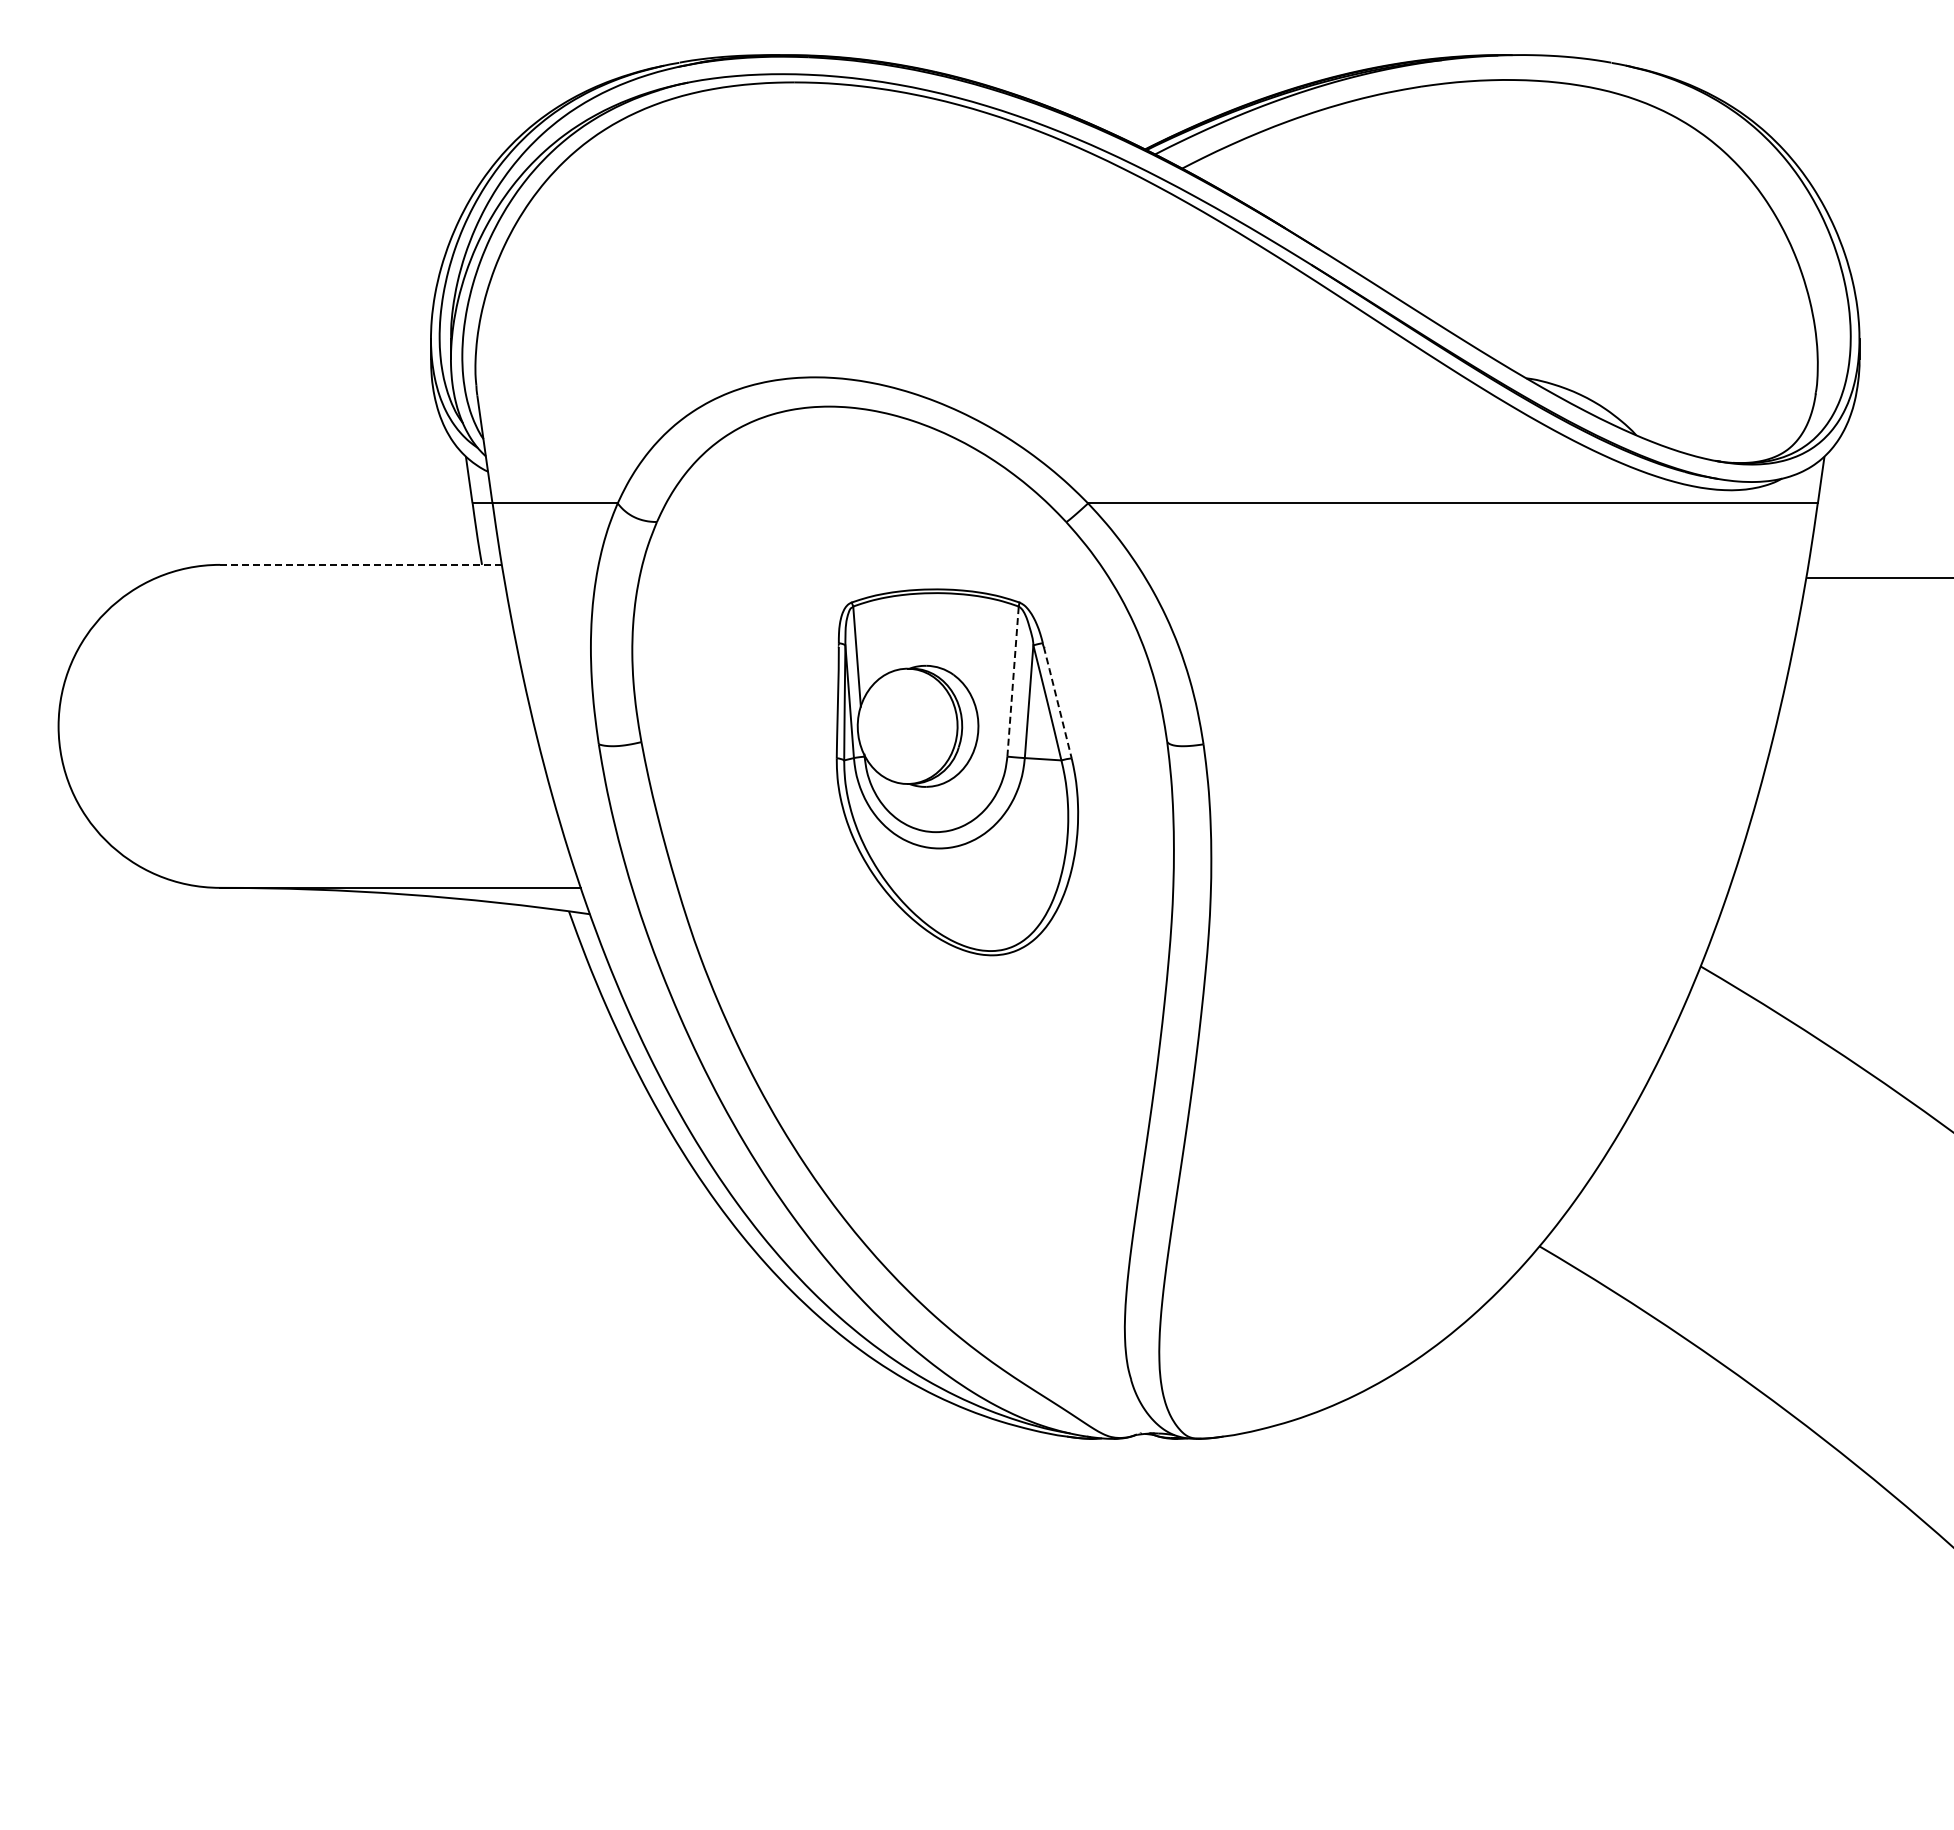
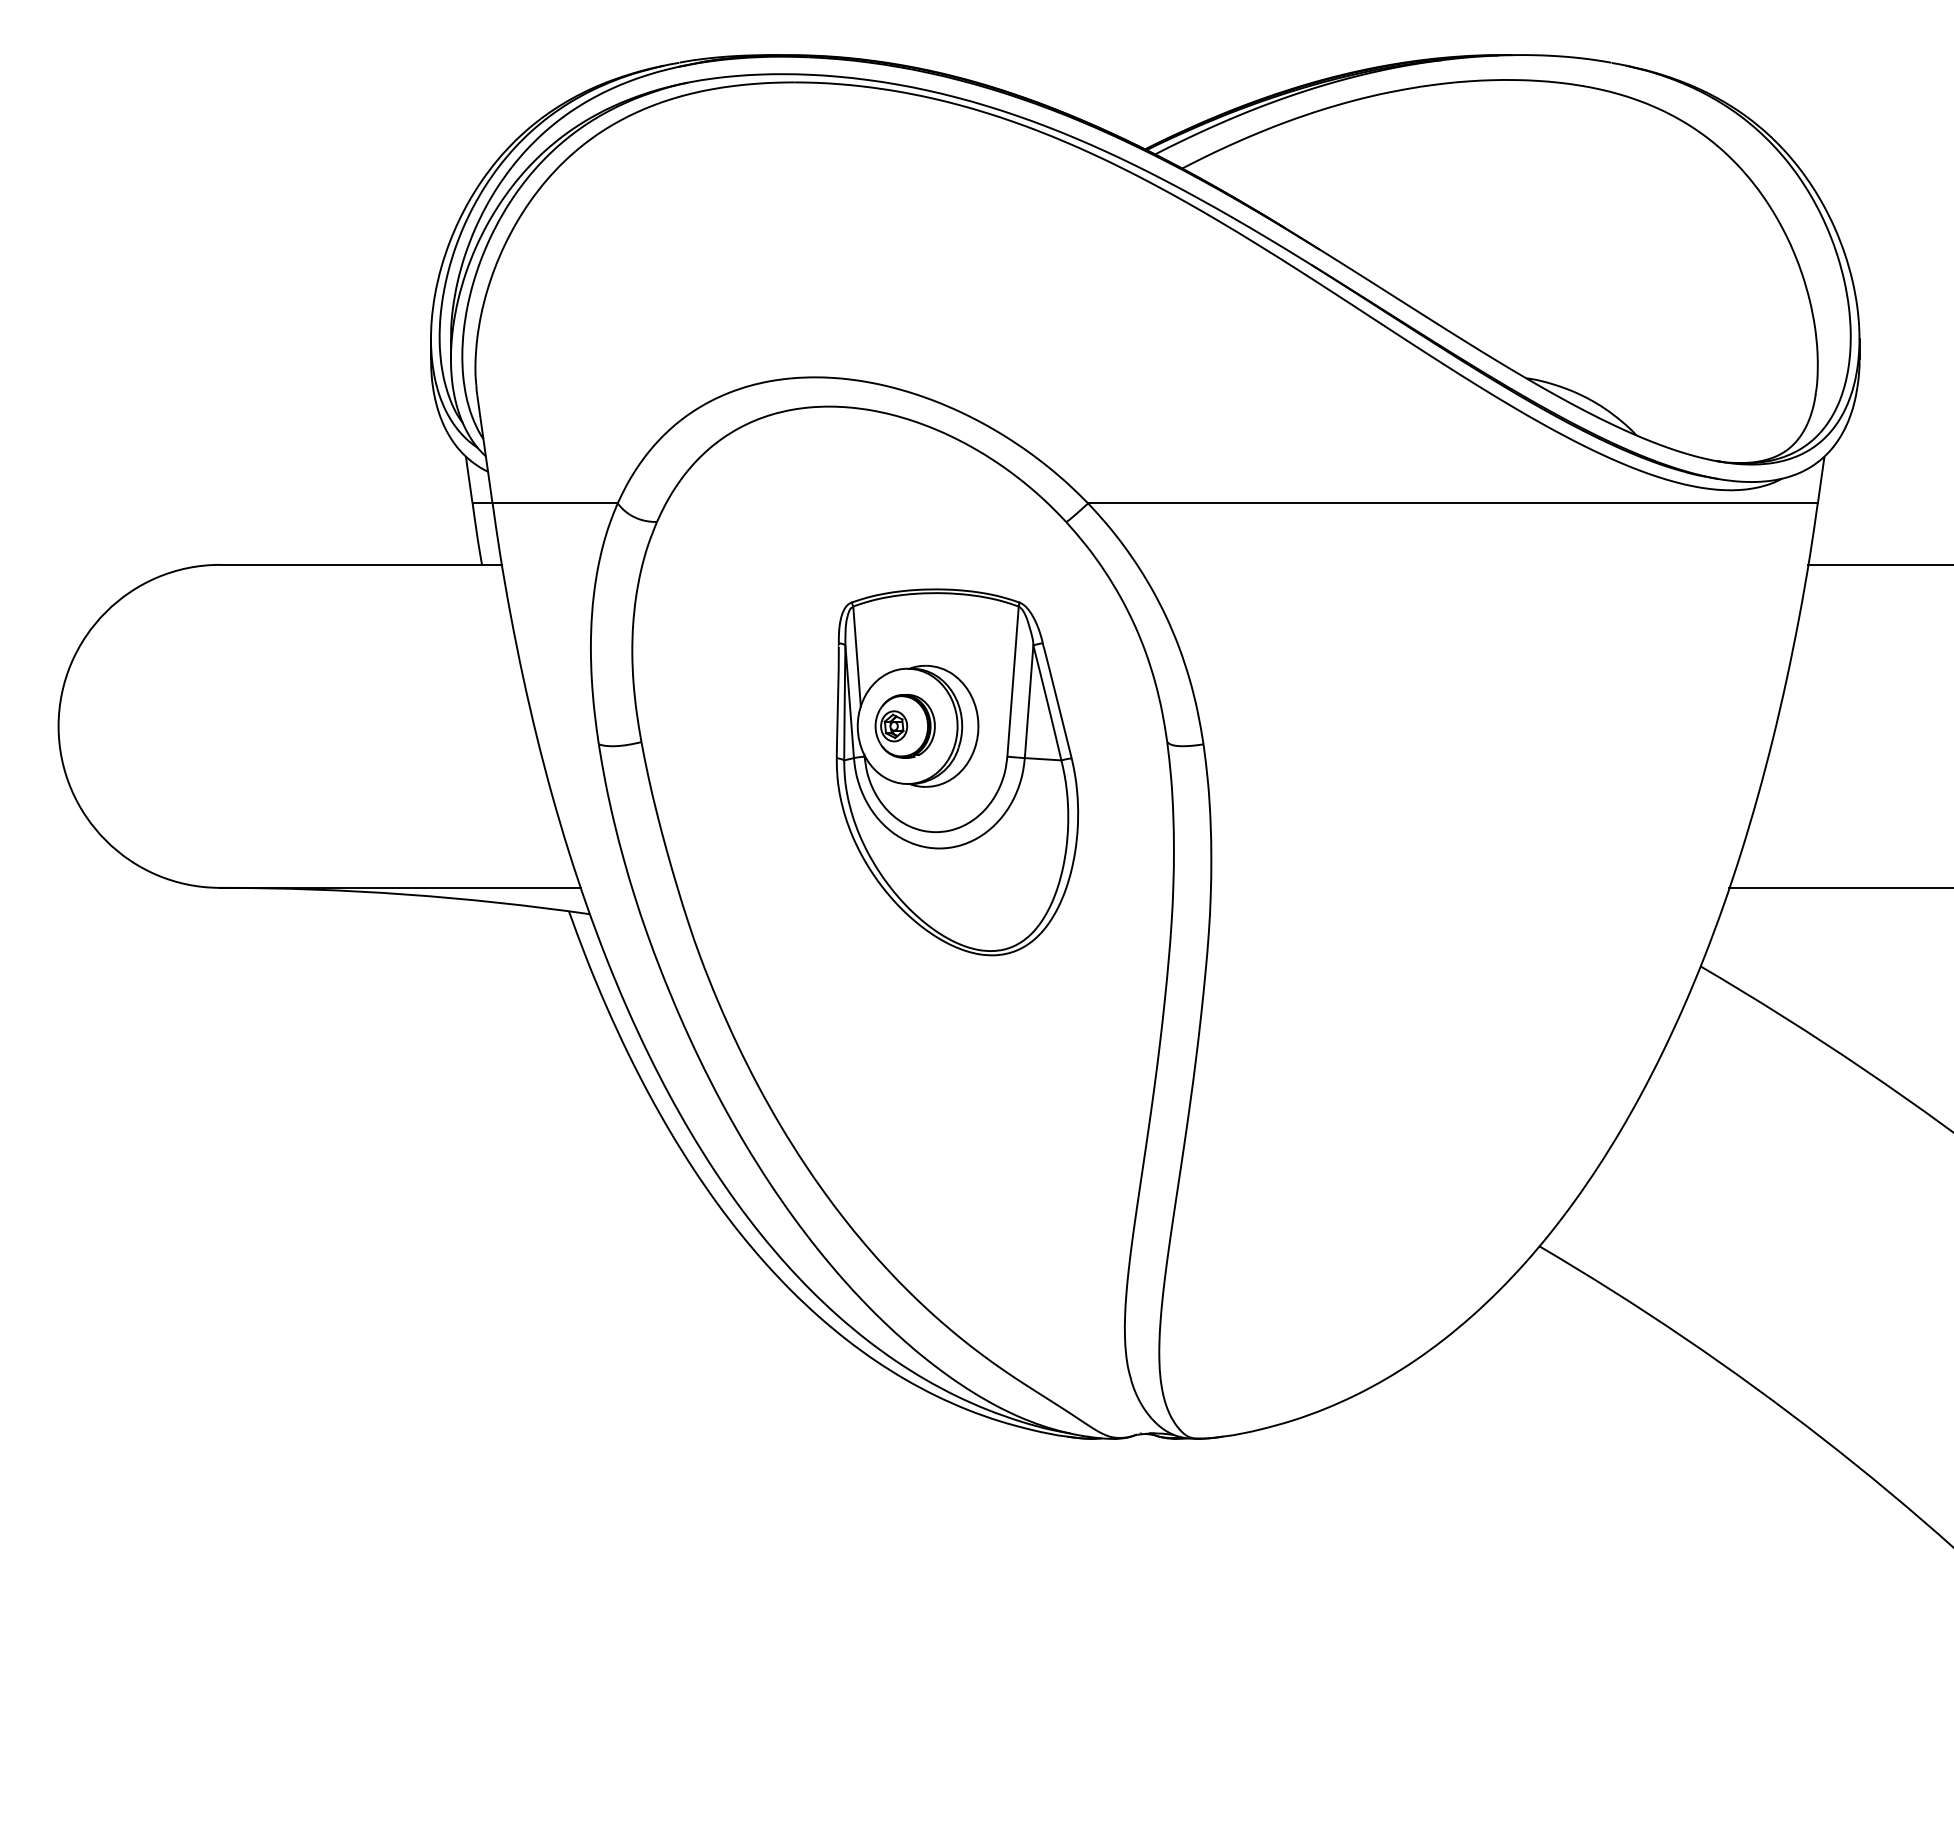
line: dashed -> solid (360, 564)
line position: (1879, 577) -> (1879, 564) (1879, 564)
line: dashed -> solid (1013, 681)
line: dashed -> solid (1057, 702)
part: none -> present (904, 726)
line: none -> present (1839, 887)
